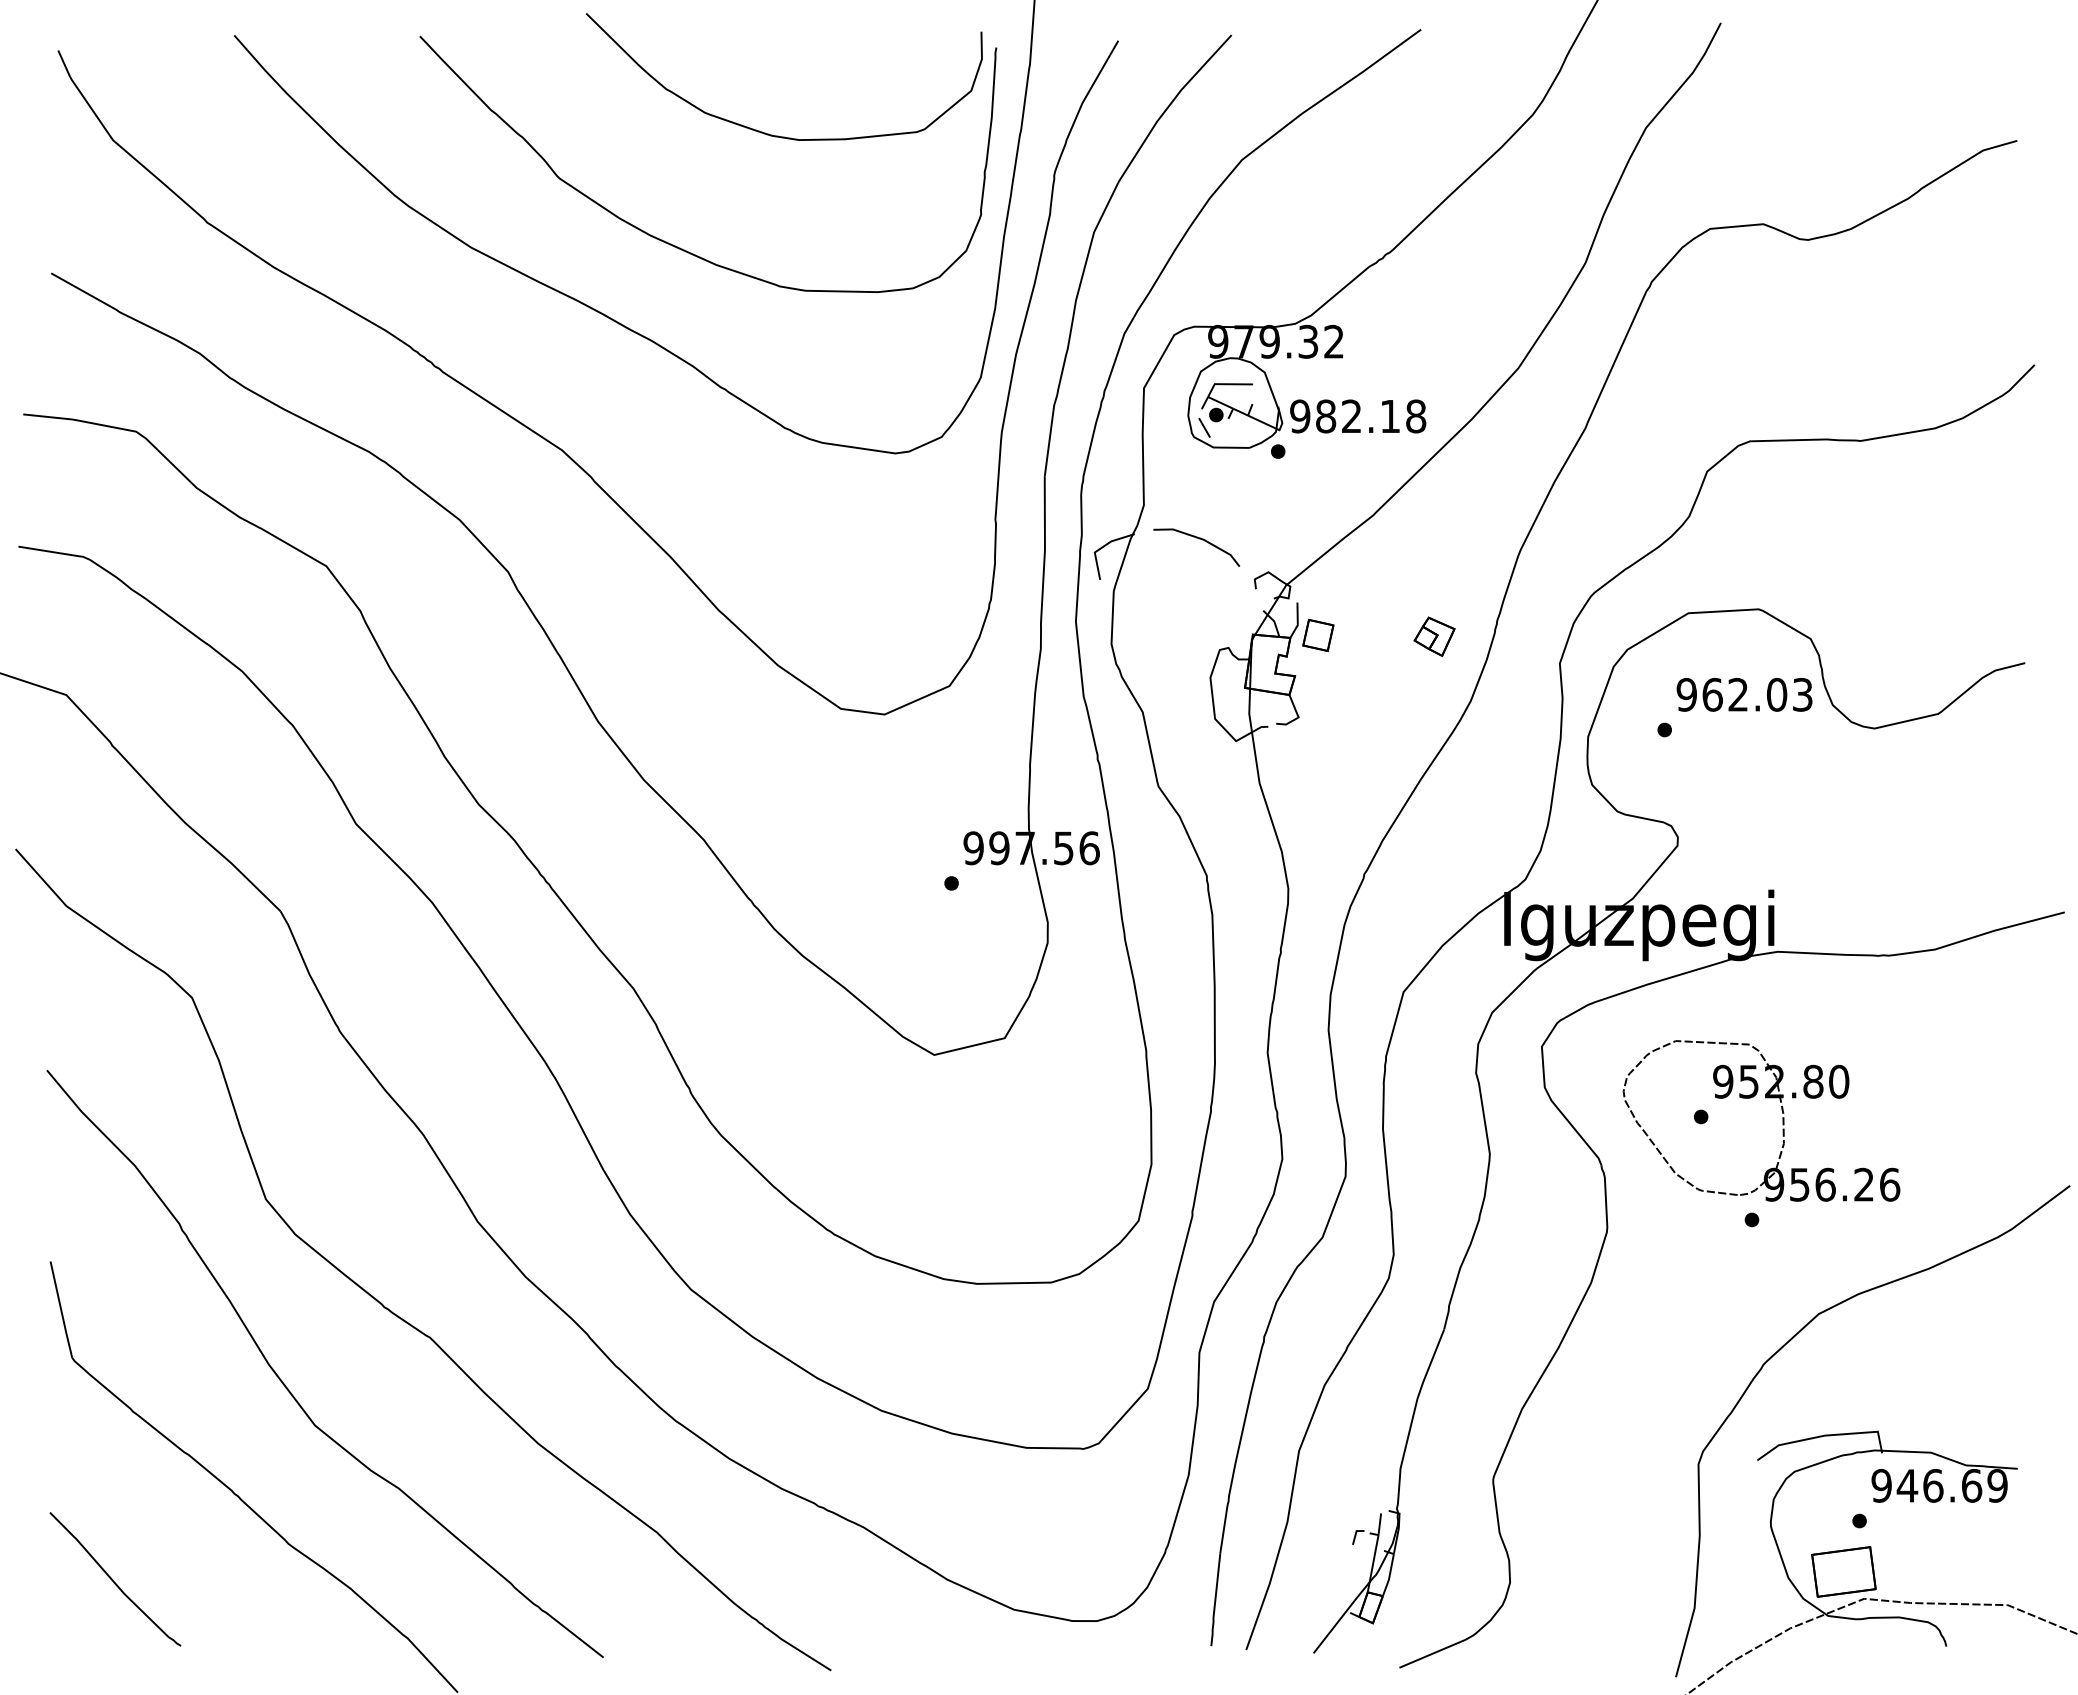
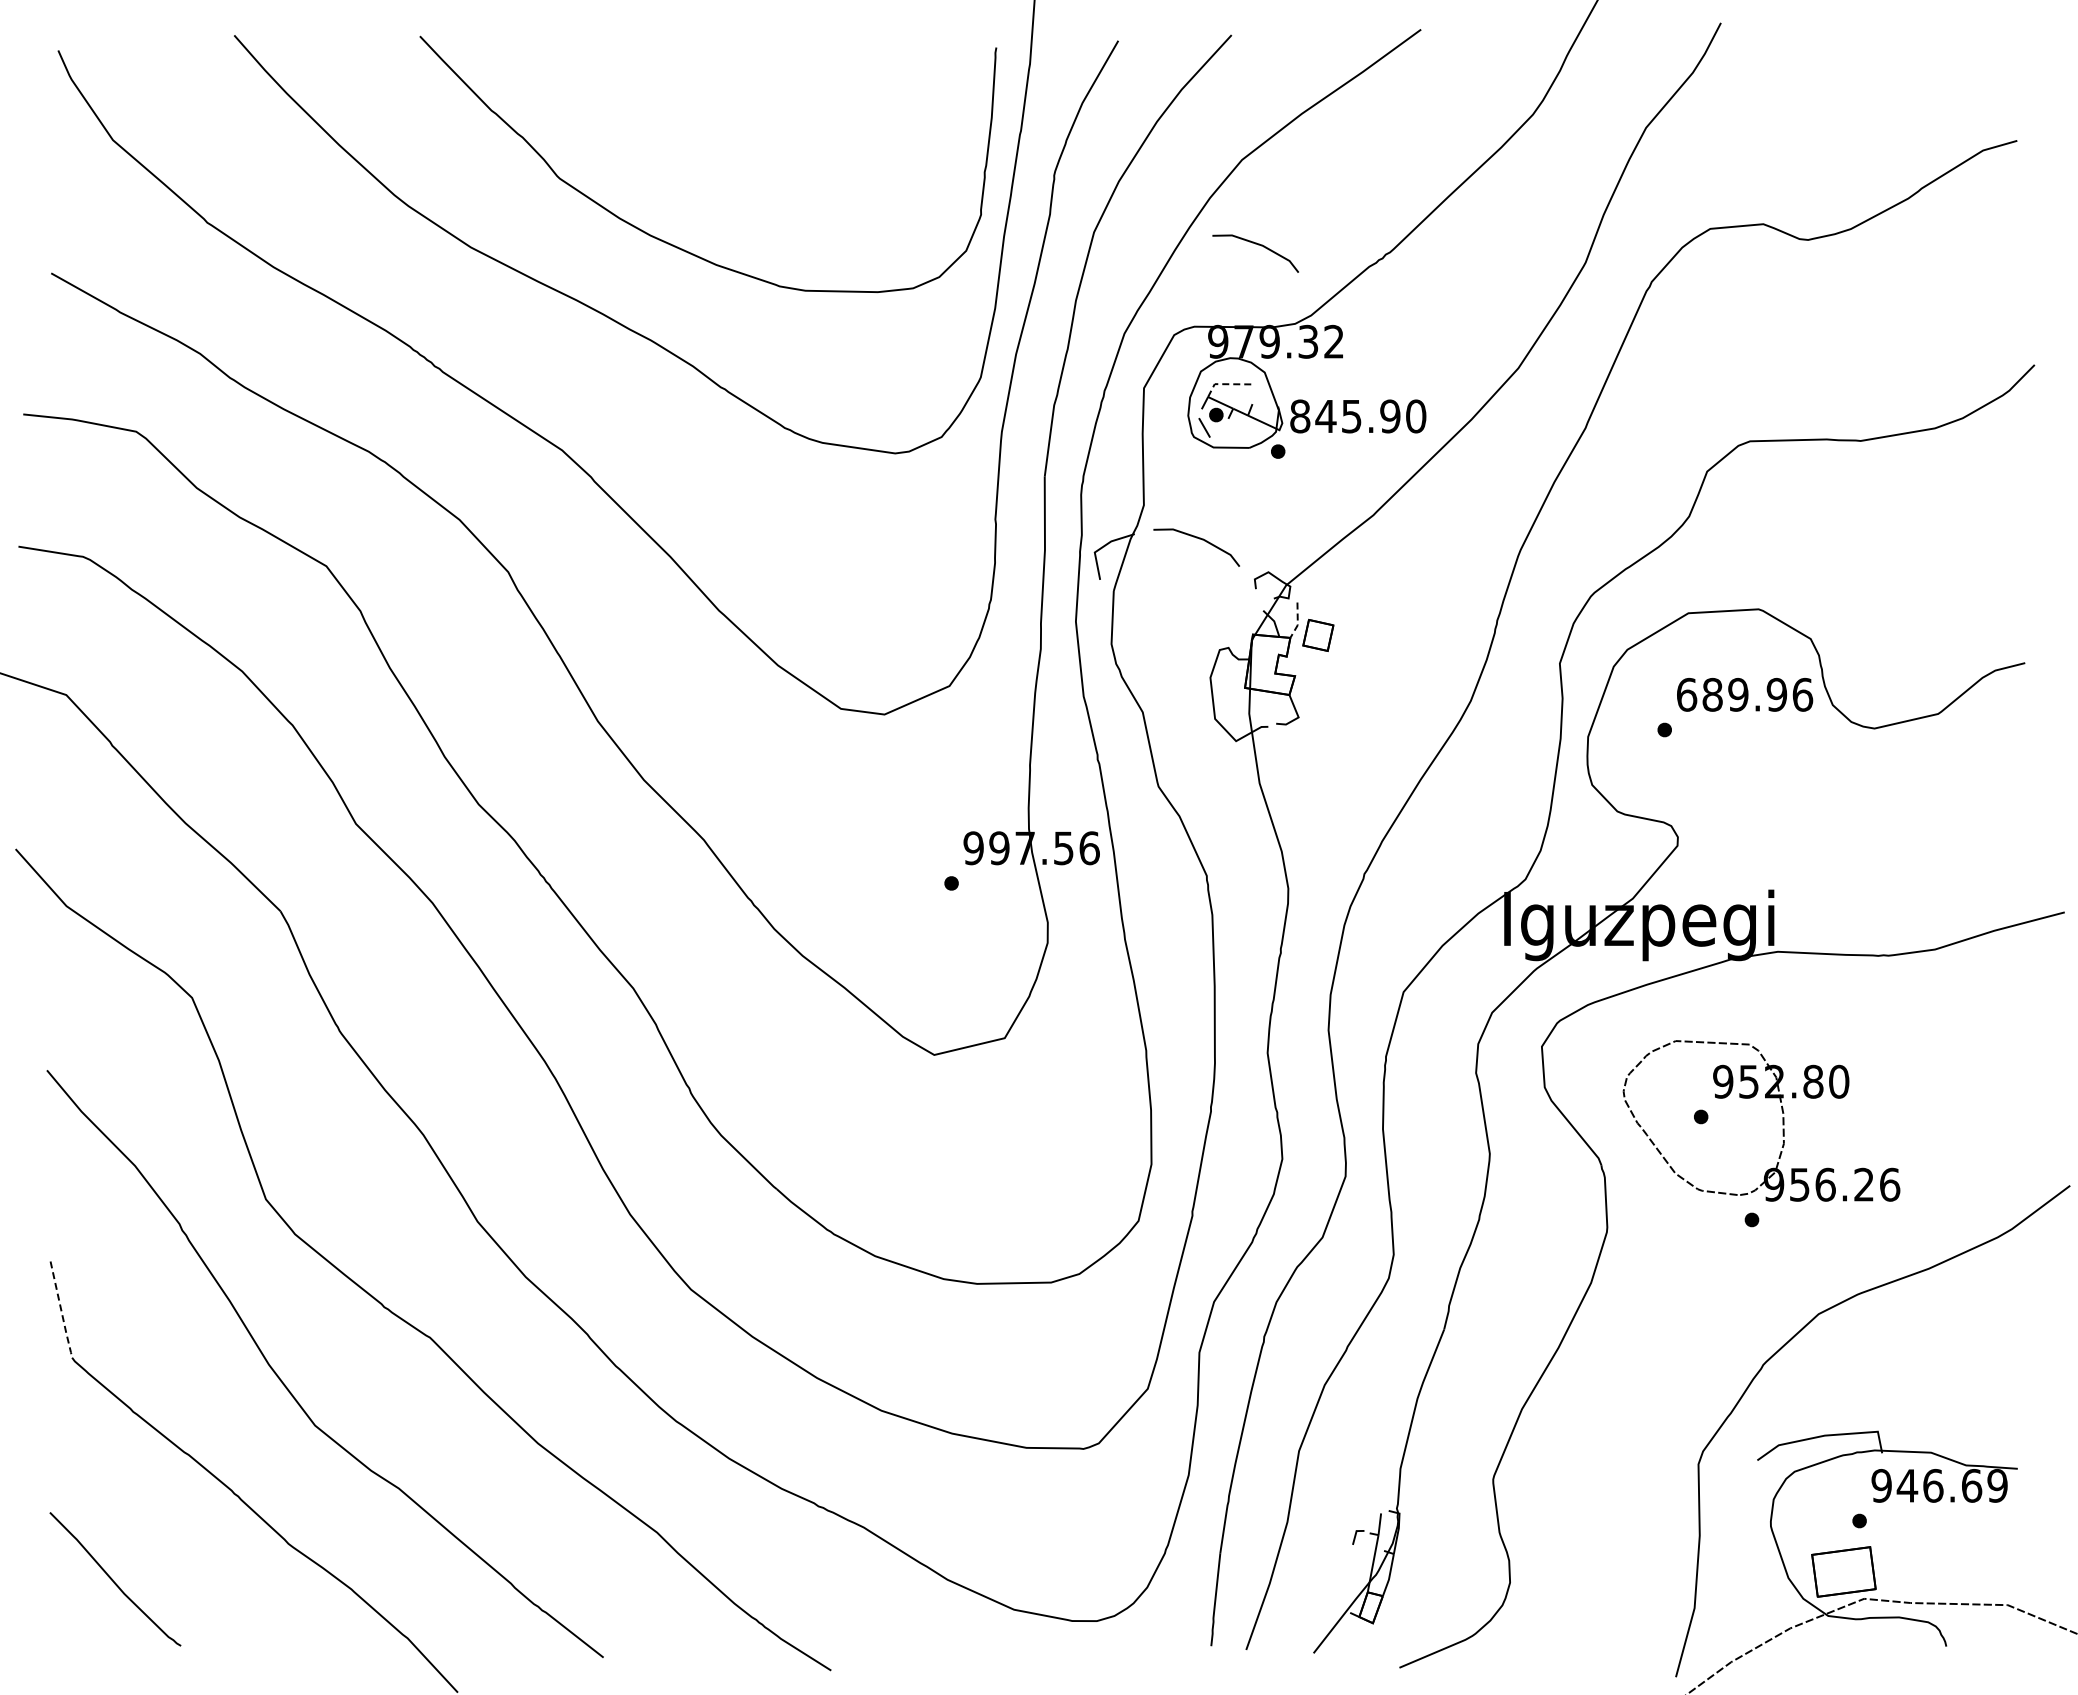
curve: present -> none (765, 132)
line: none -> present (1258, 245)
line: solid -> dashed (1226, 384)
text: 982.18 -> 845.90 (1358, 416)
line: solid -> dashed (1297, 622)
part: present -> none (1434, 636)
text: 962.03 -> 689.96 (1744, 694)
line: solid -> dashed (61, 1310)
